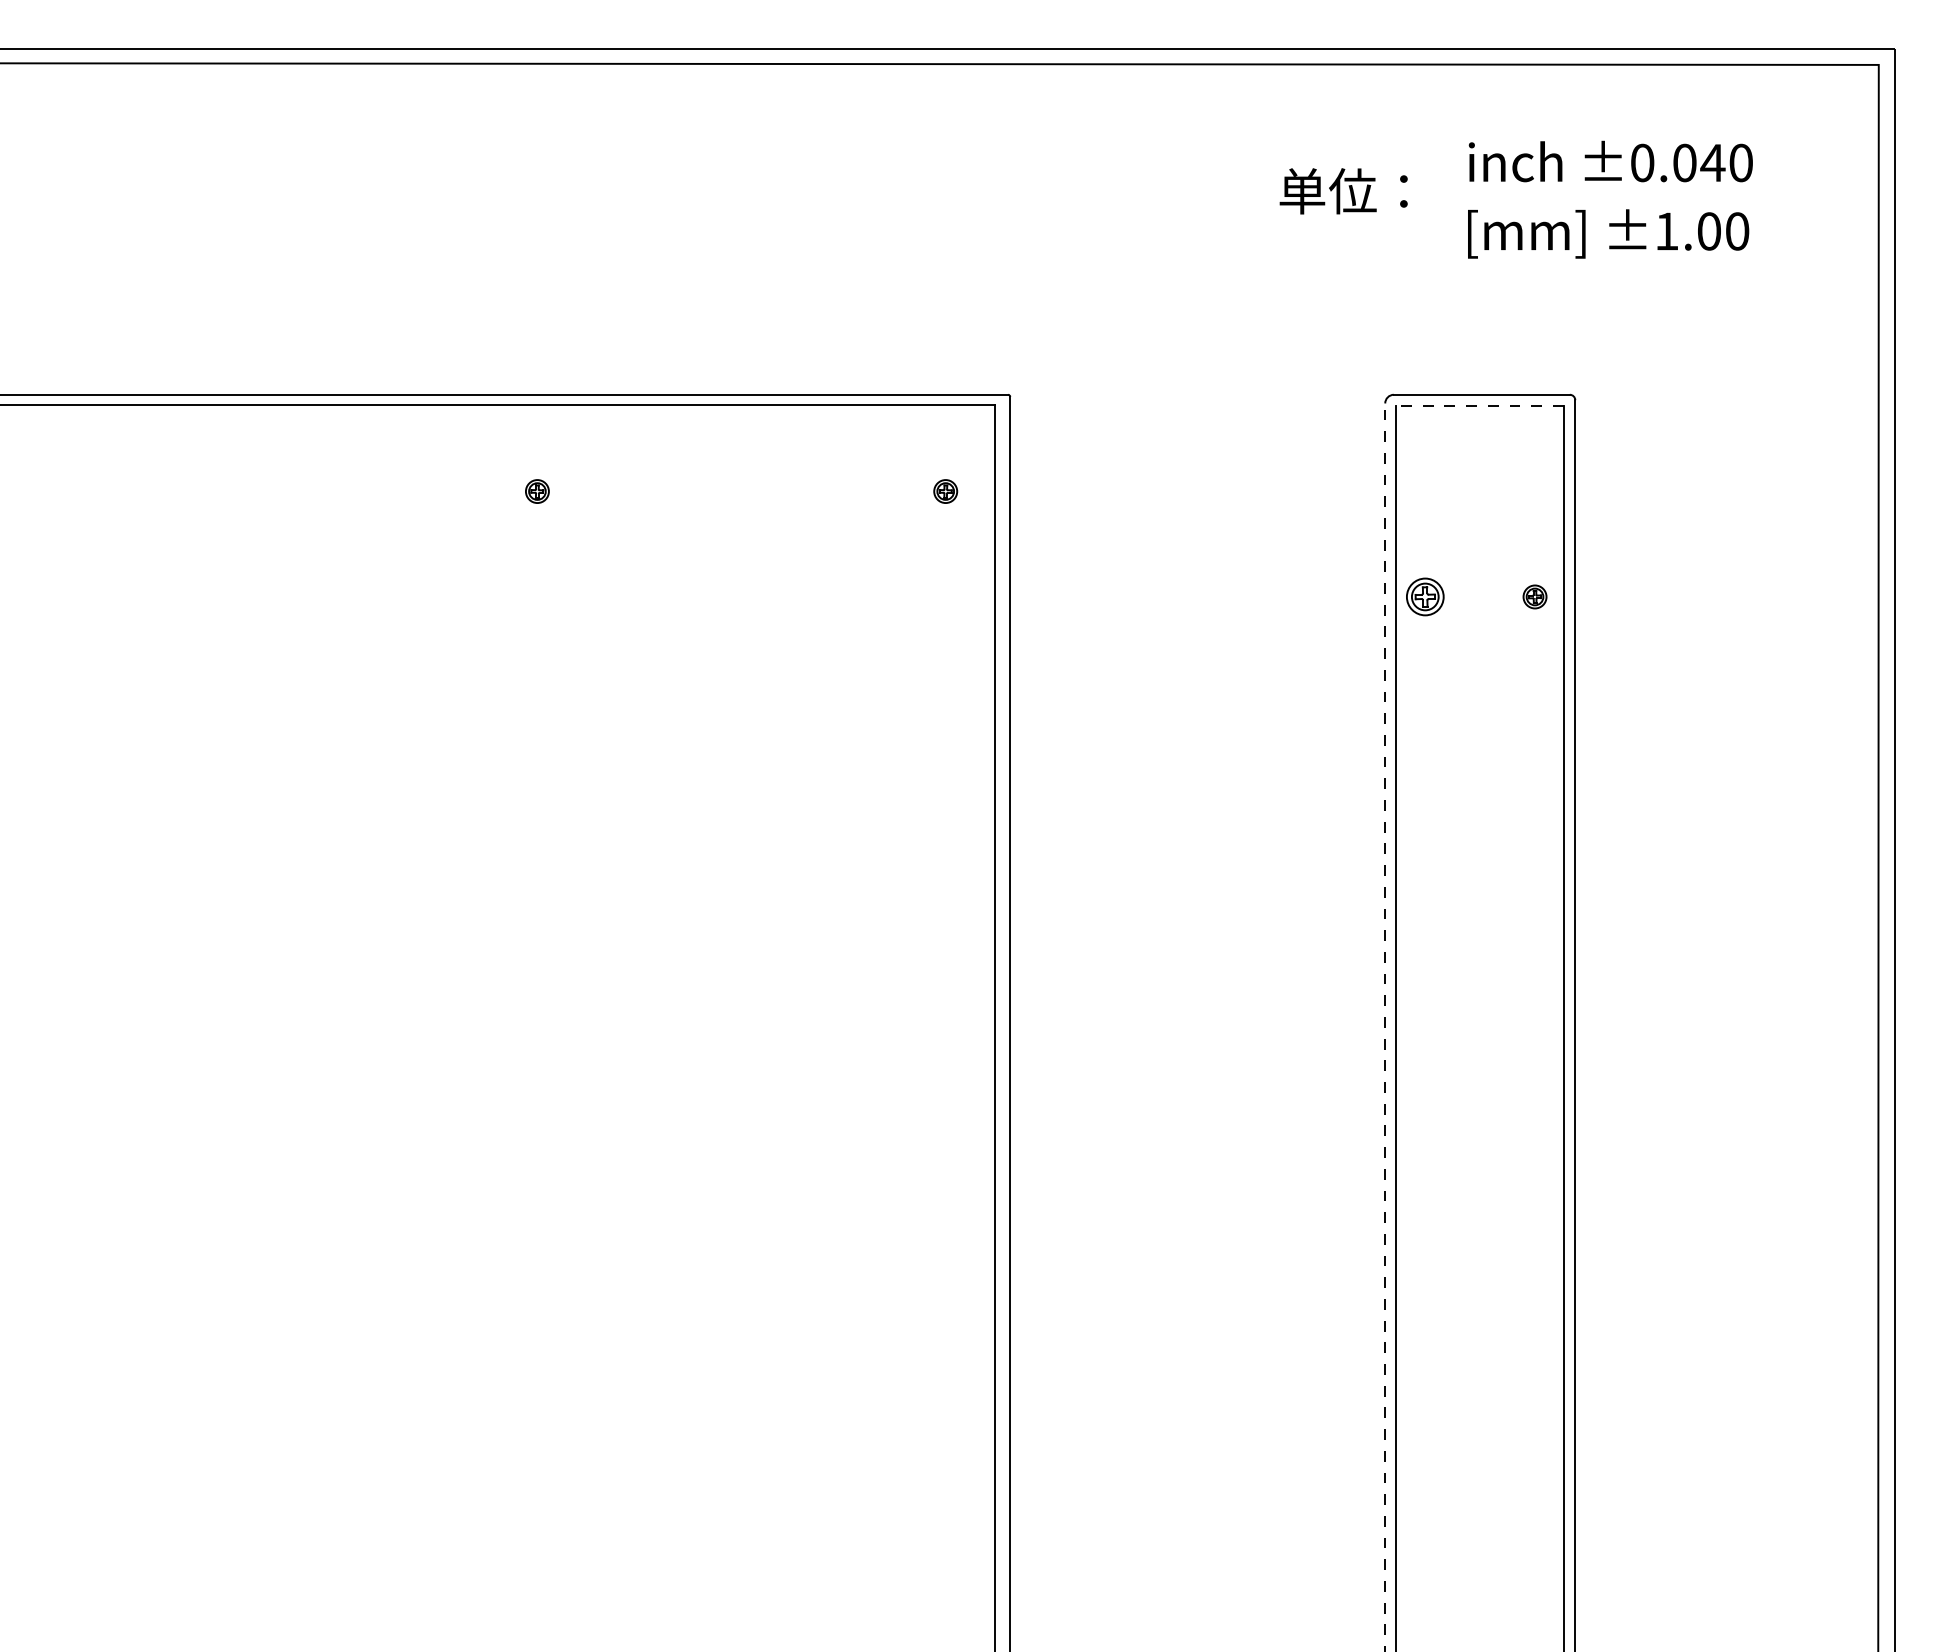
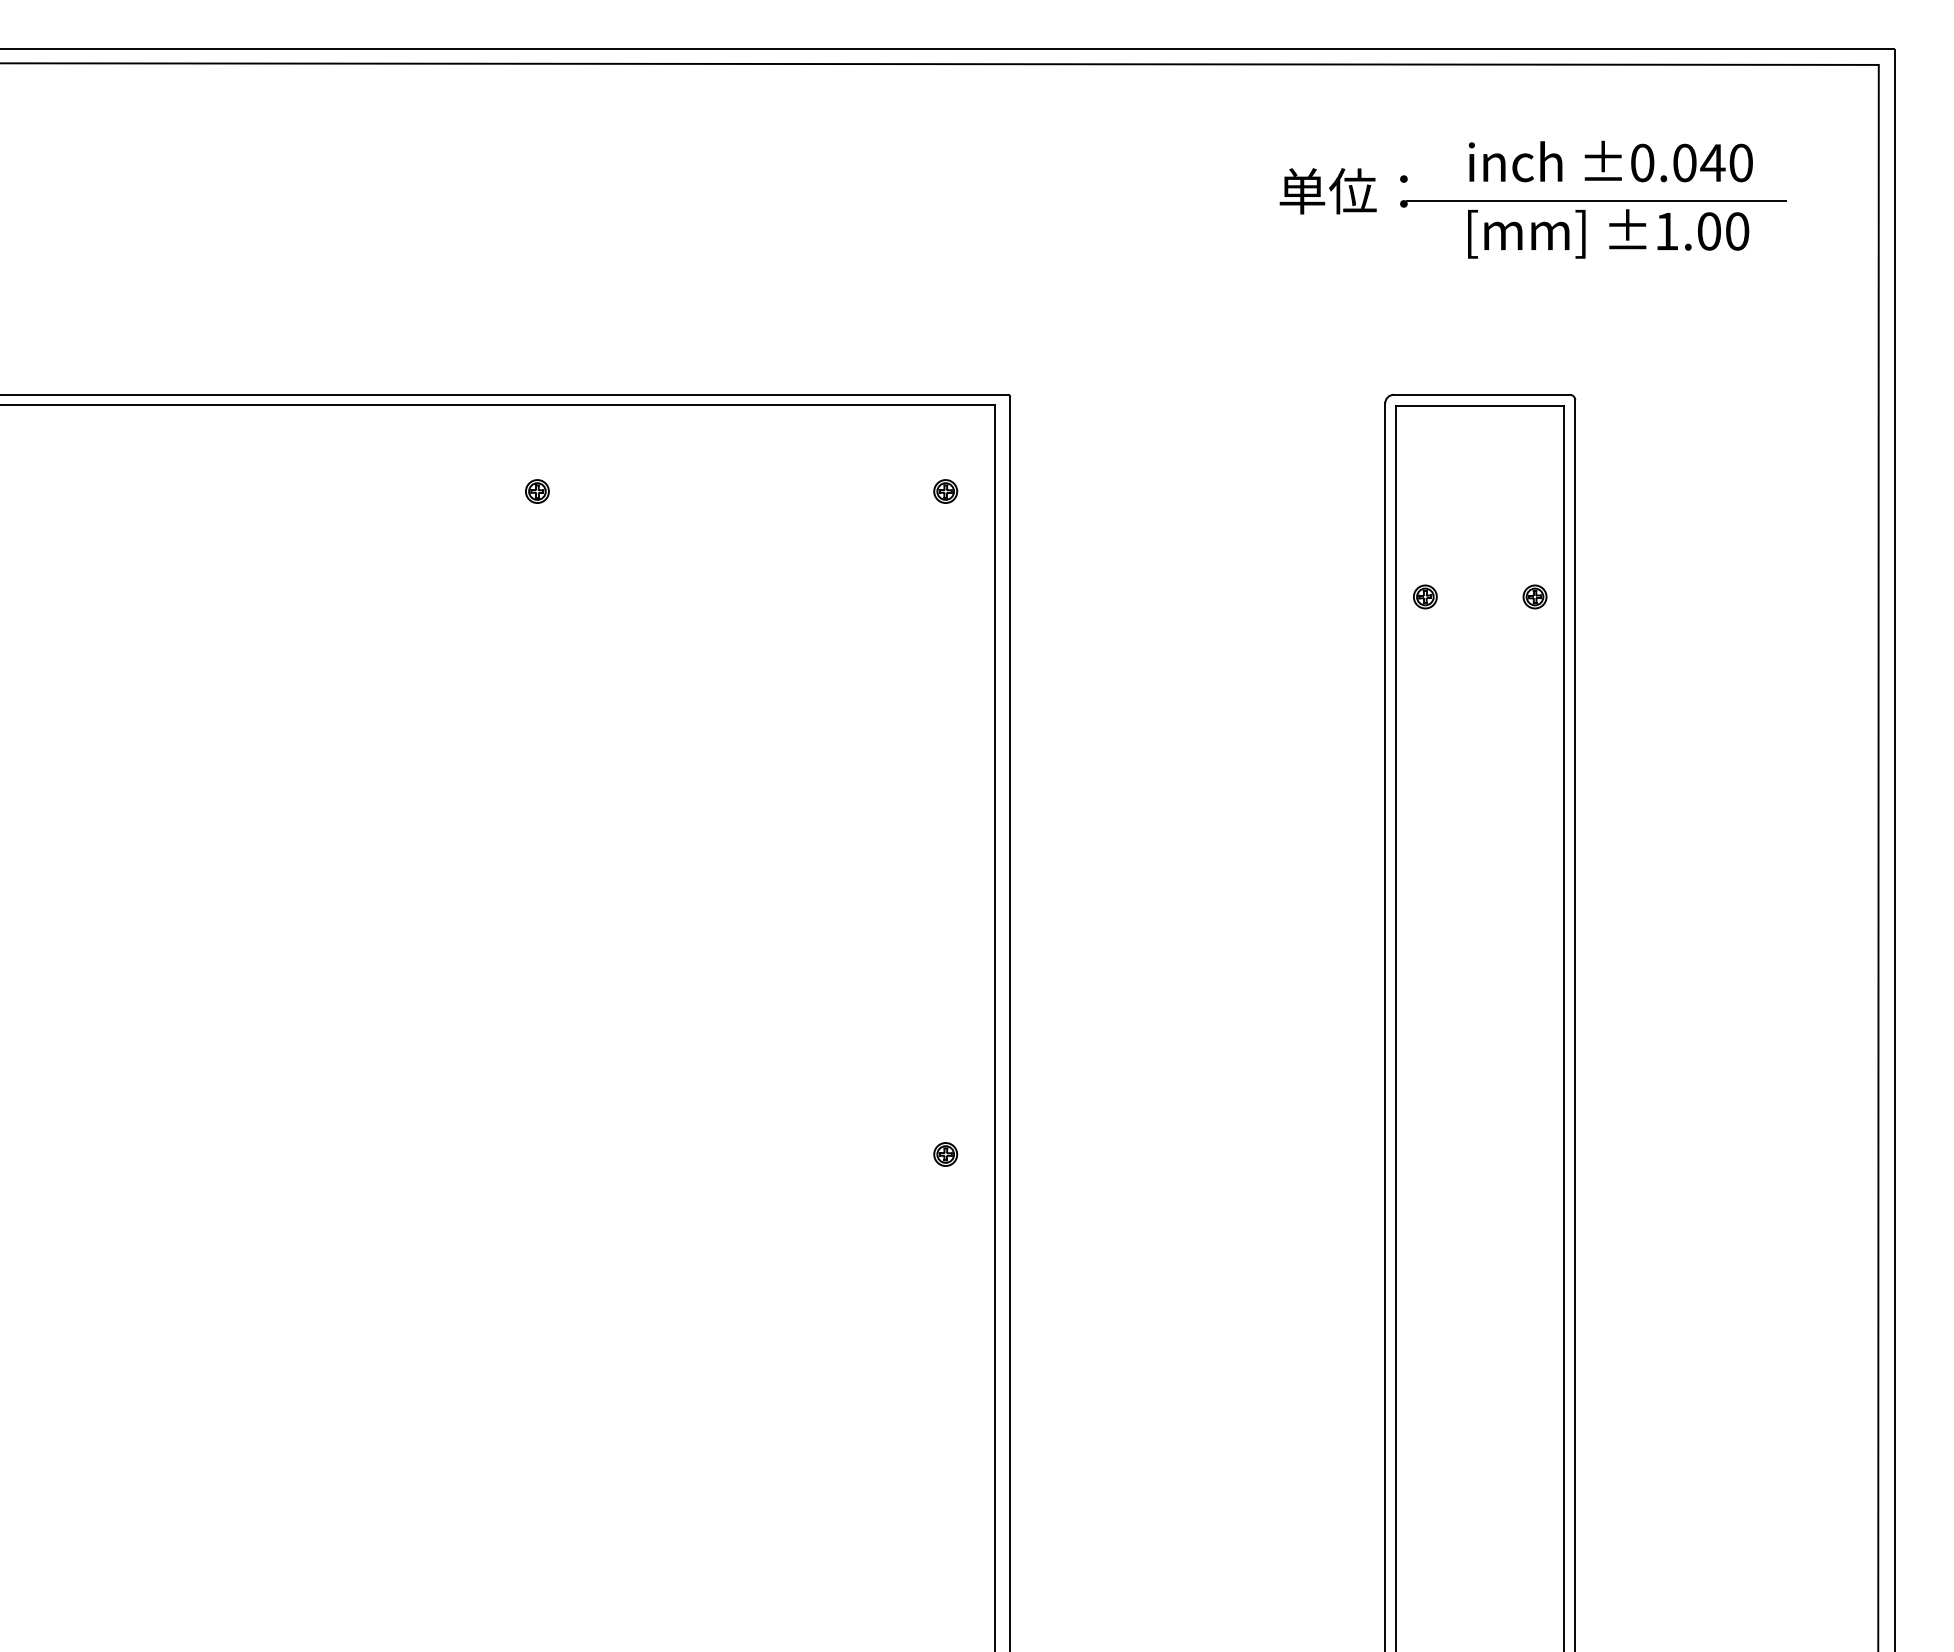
line: none -> present (1596, 201)
line: dashed -> solid (1479, 405)
part size: 39x40 px -> 25x26 px (1425, 596)
line: dashed -> solid (1385, 1027)
part: none -> present (945, 1154)
